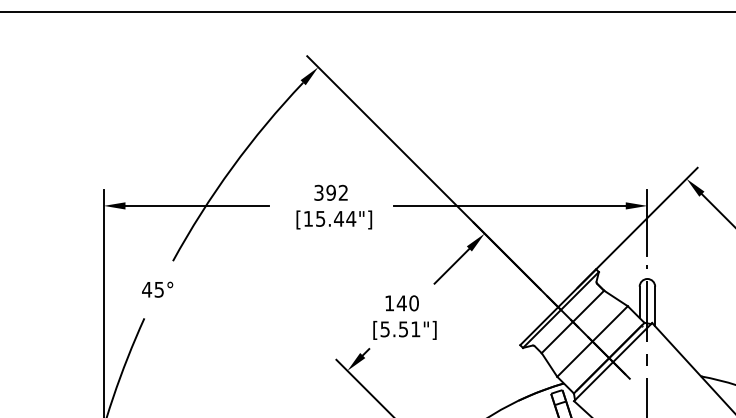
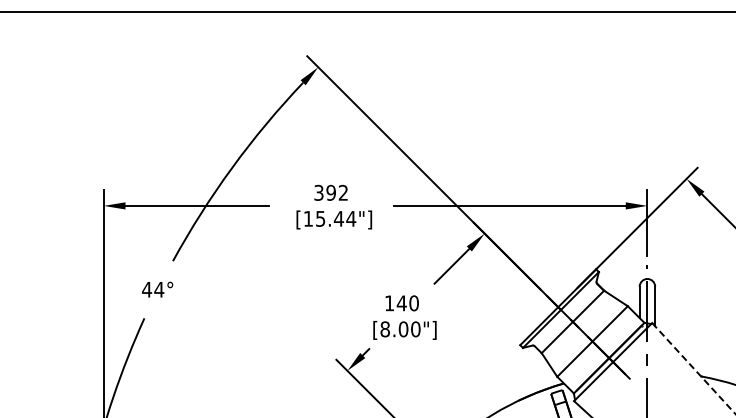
text: 45° -> 44° (159, 289)
text: [5.51"] -> [8.00"] (400, 329)
line: solid -> dashed (693, 368)
